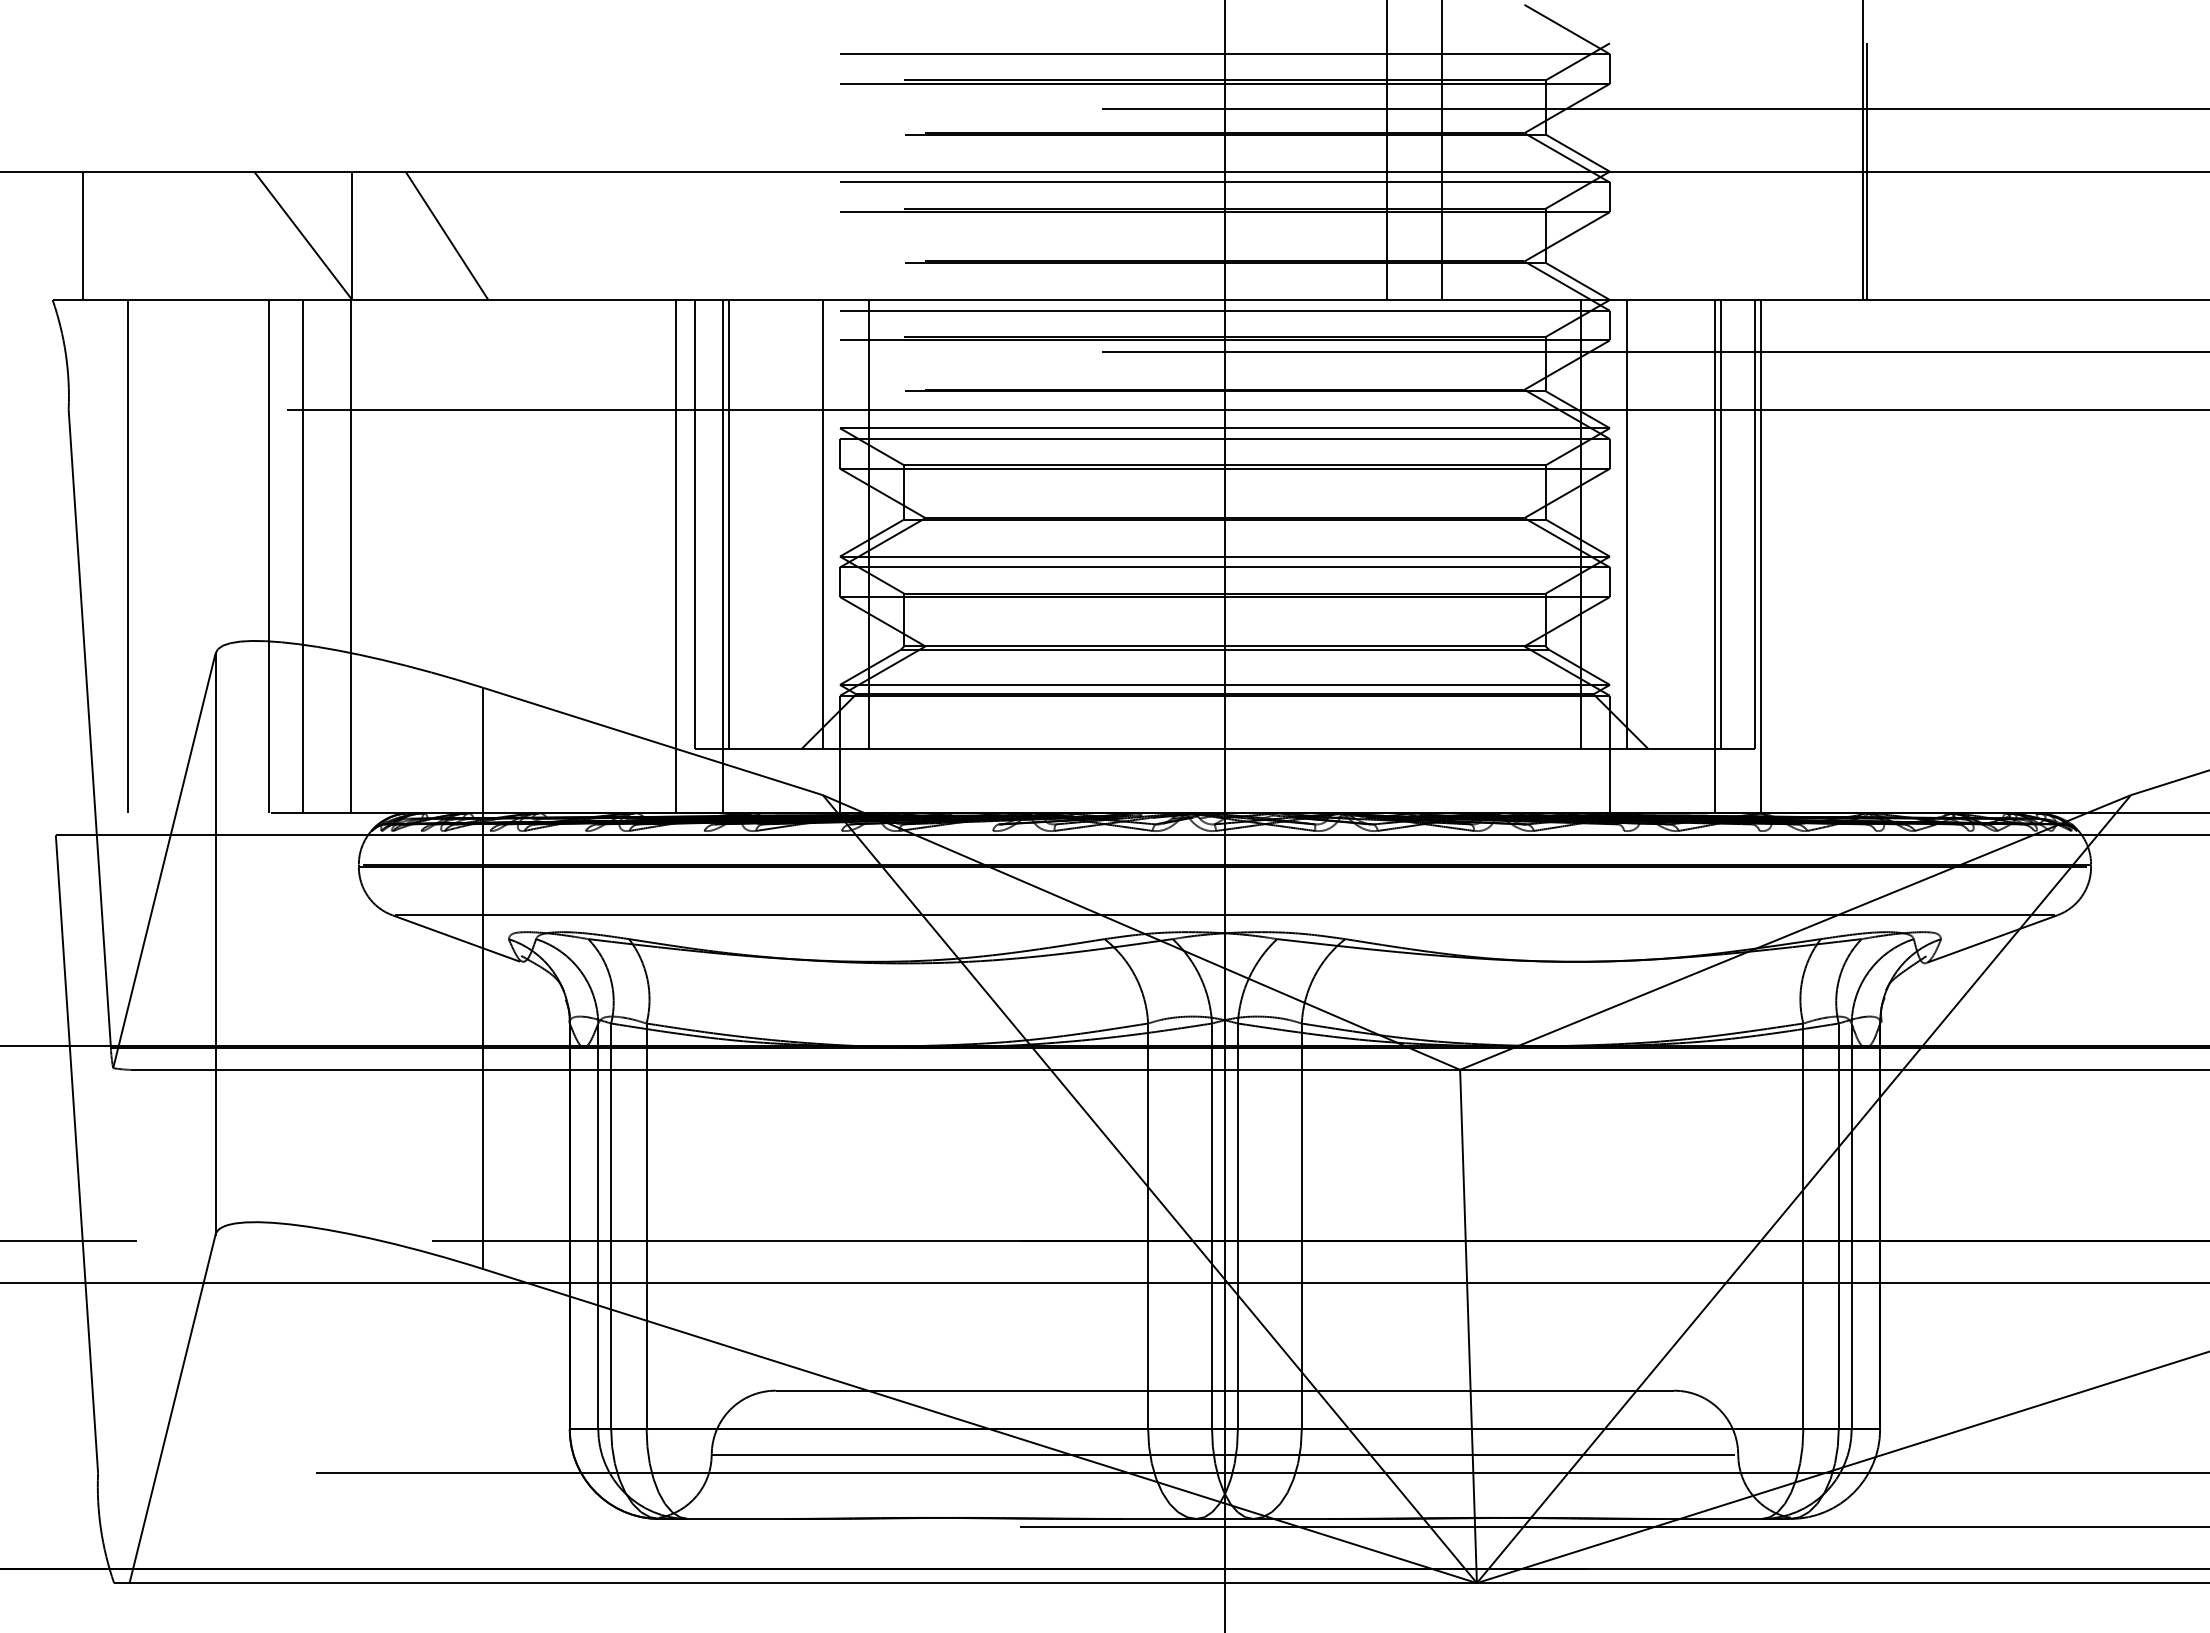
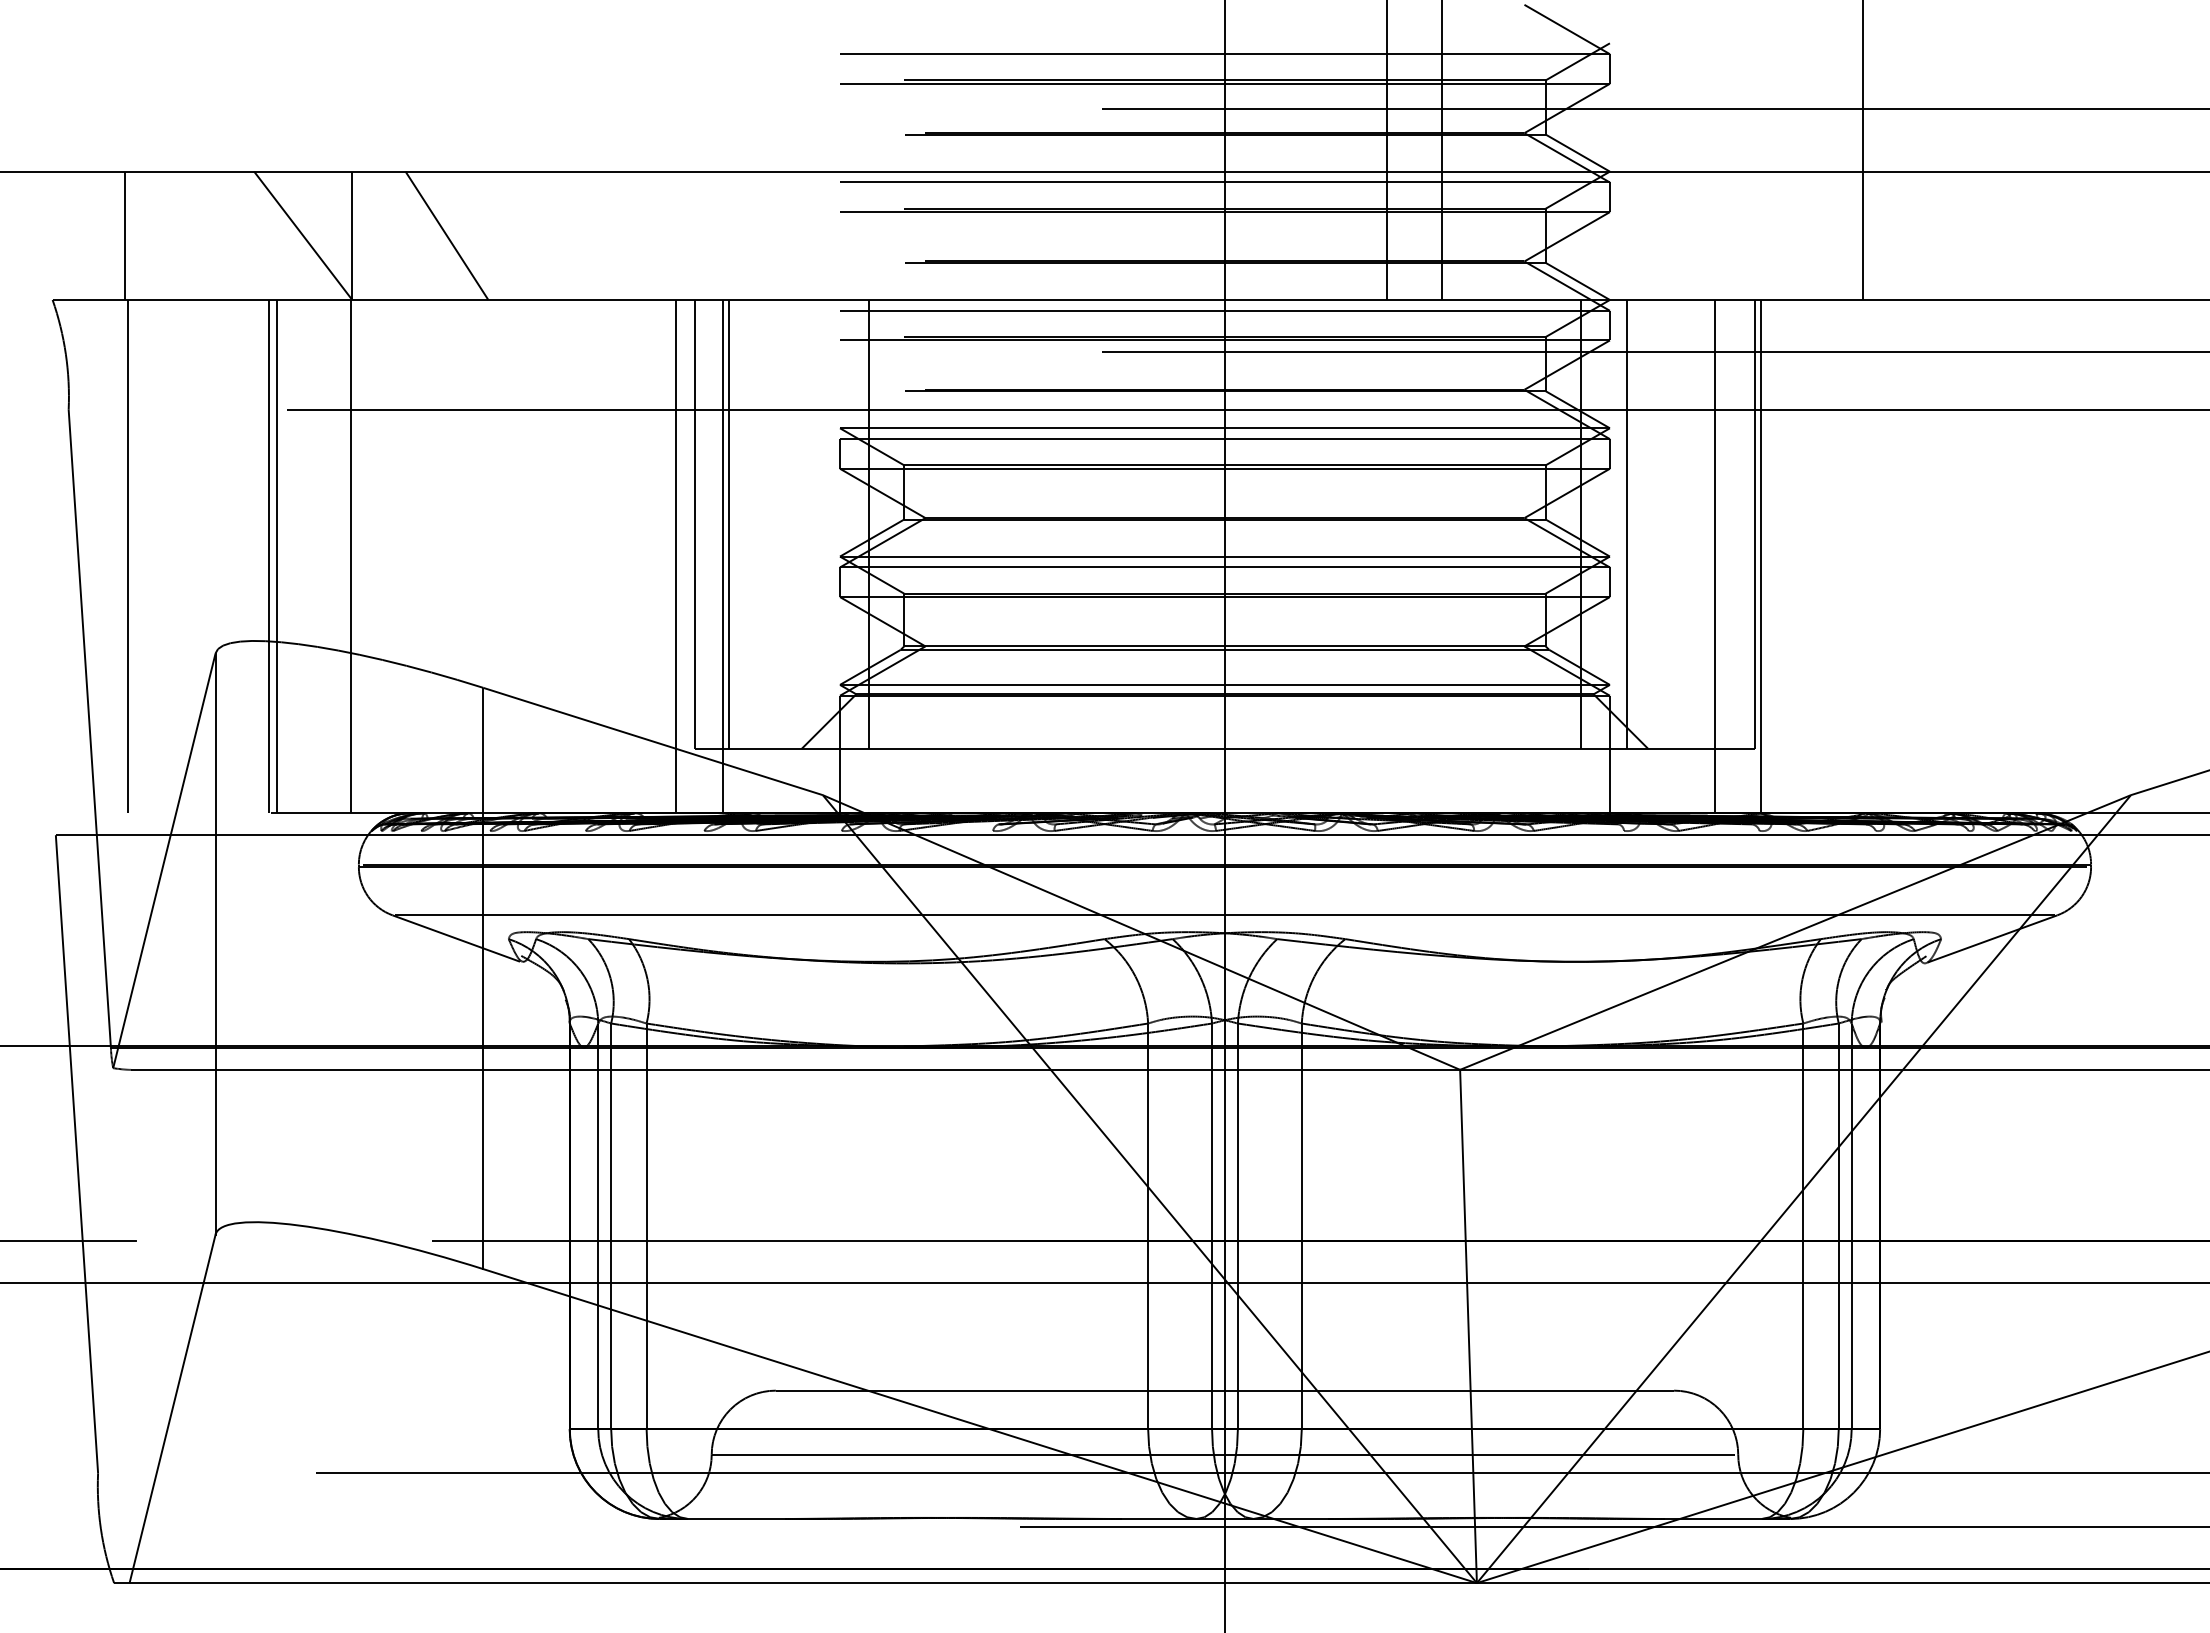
line: present -> none (1866, 171)
line position: (82, 235) -> (124, 235) (124, 235)
line: present -> none (822, 524)
line: present -> none (1720, 524)
line position: (302, 556) -> (276, 556) (276, 556)
